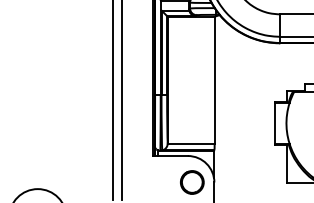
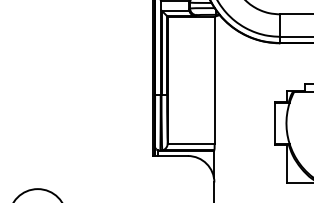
line: present -> none (112, 100)
line: present -> none (121, 100)
circle: present -> none (192, 182)
